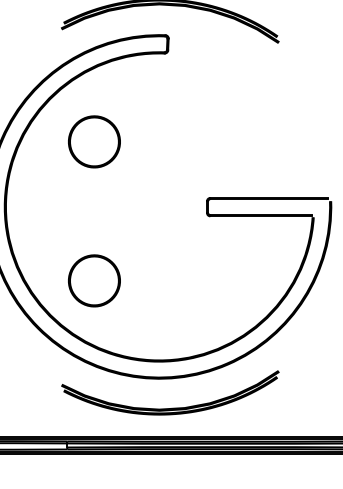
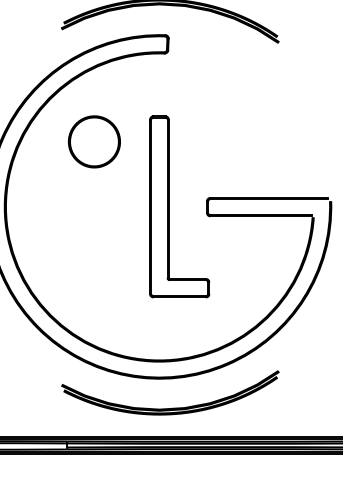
part: none -> present (169, 206)
part: present -> none (94, 280)
